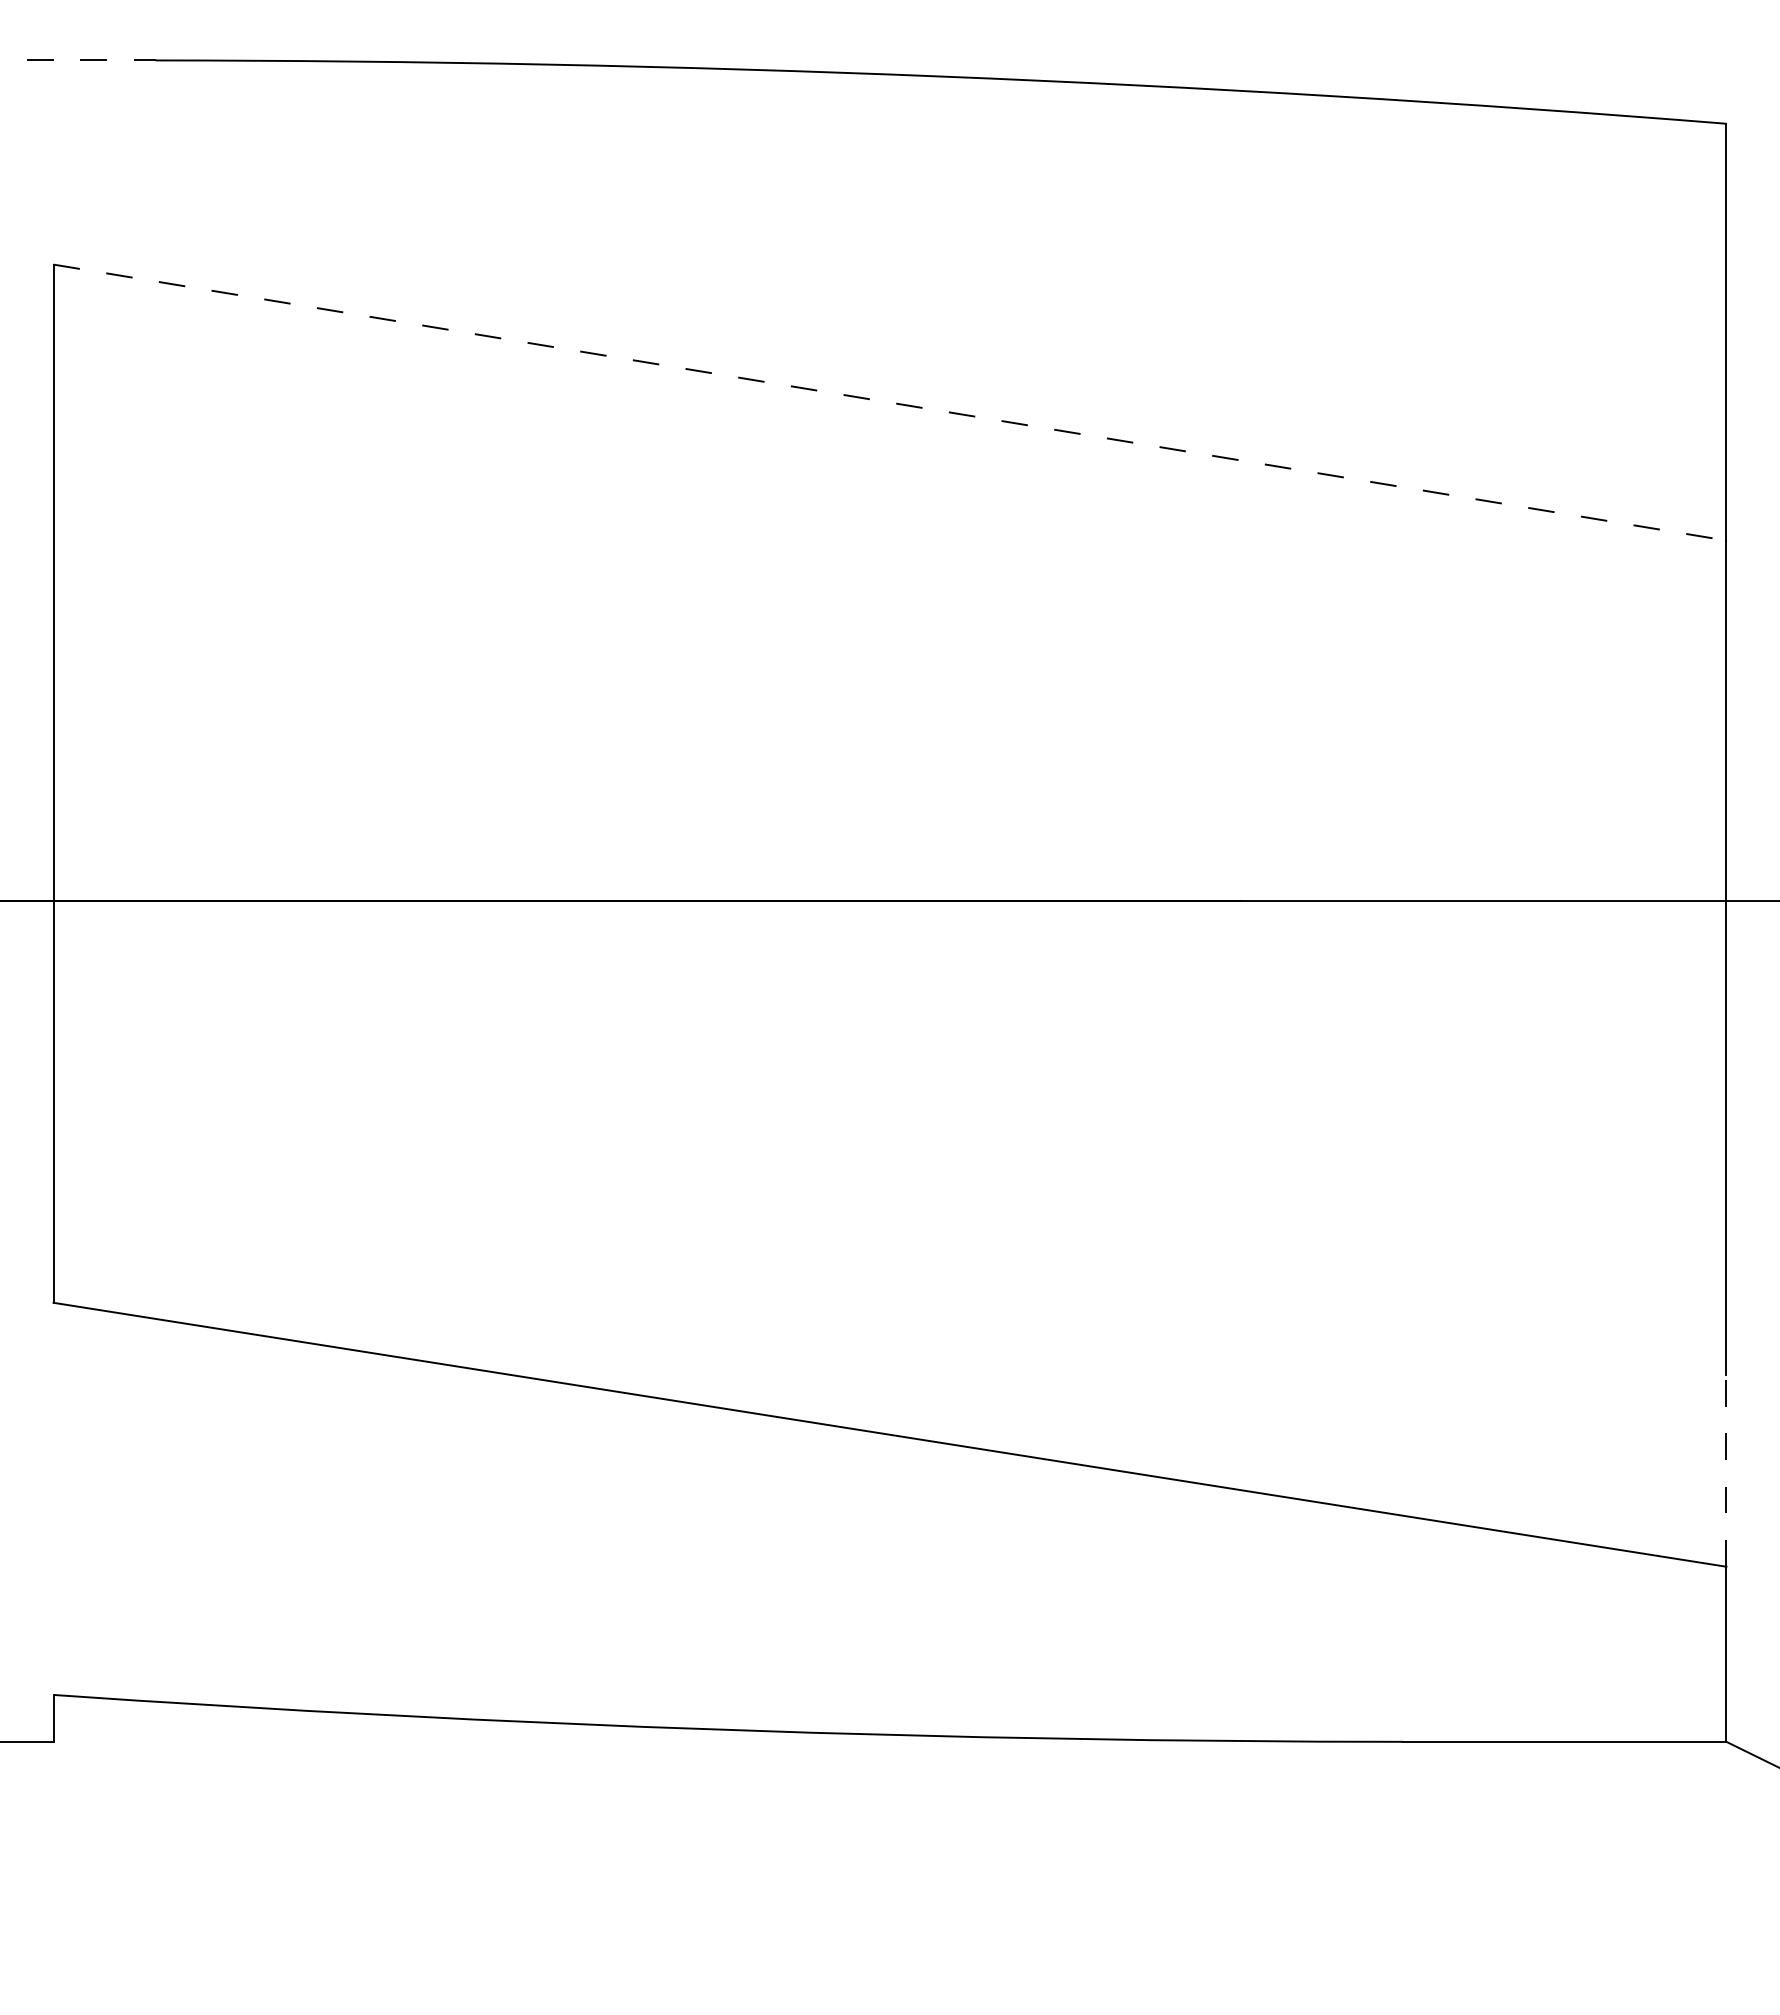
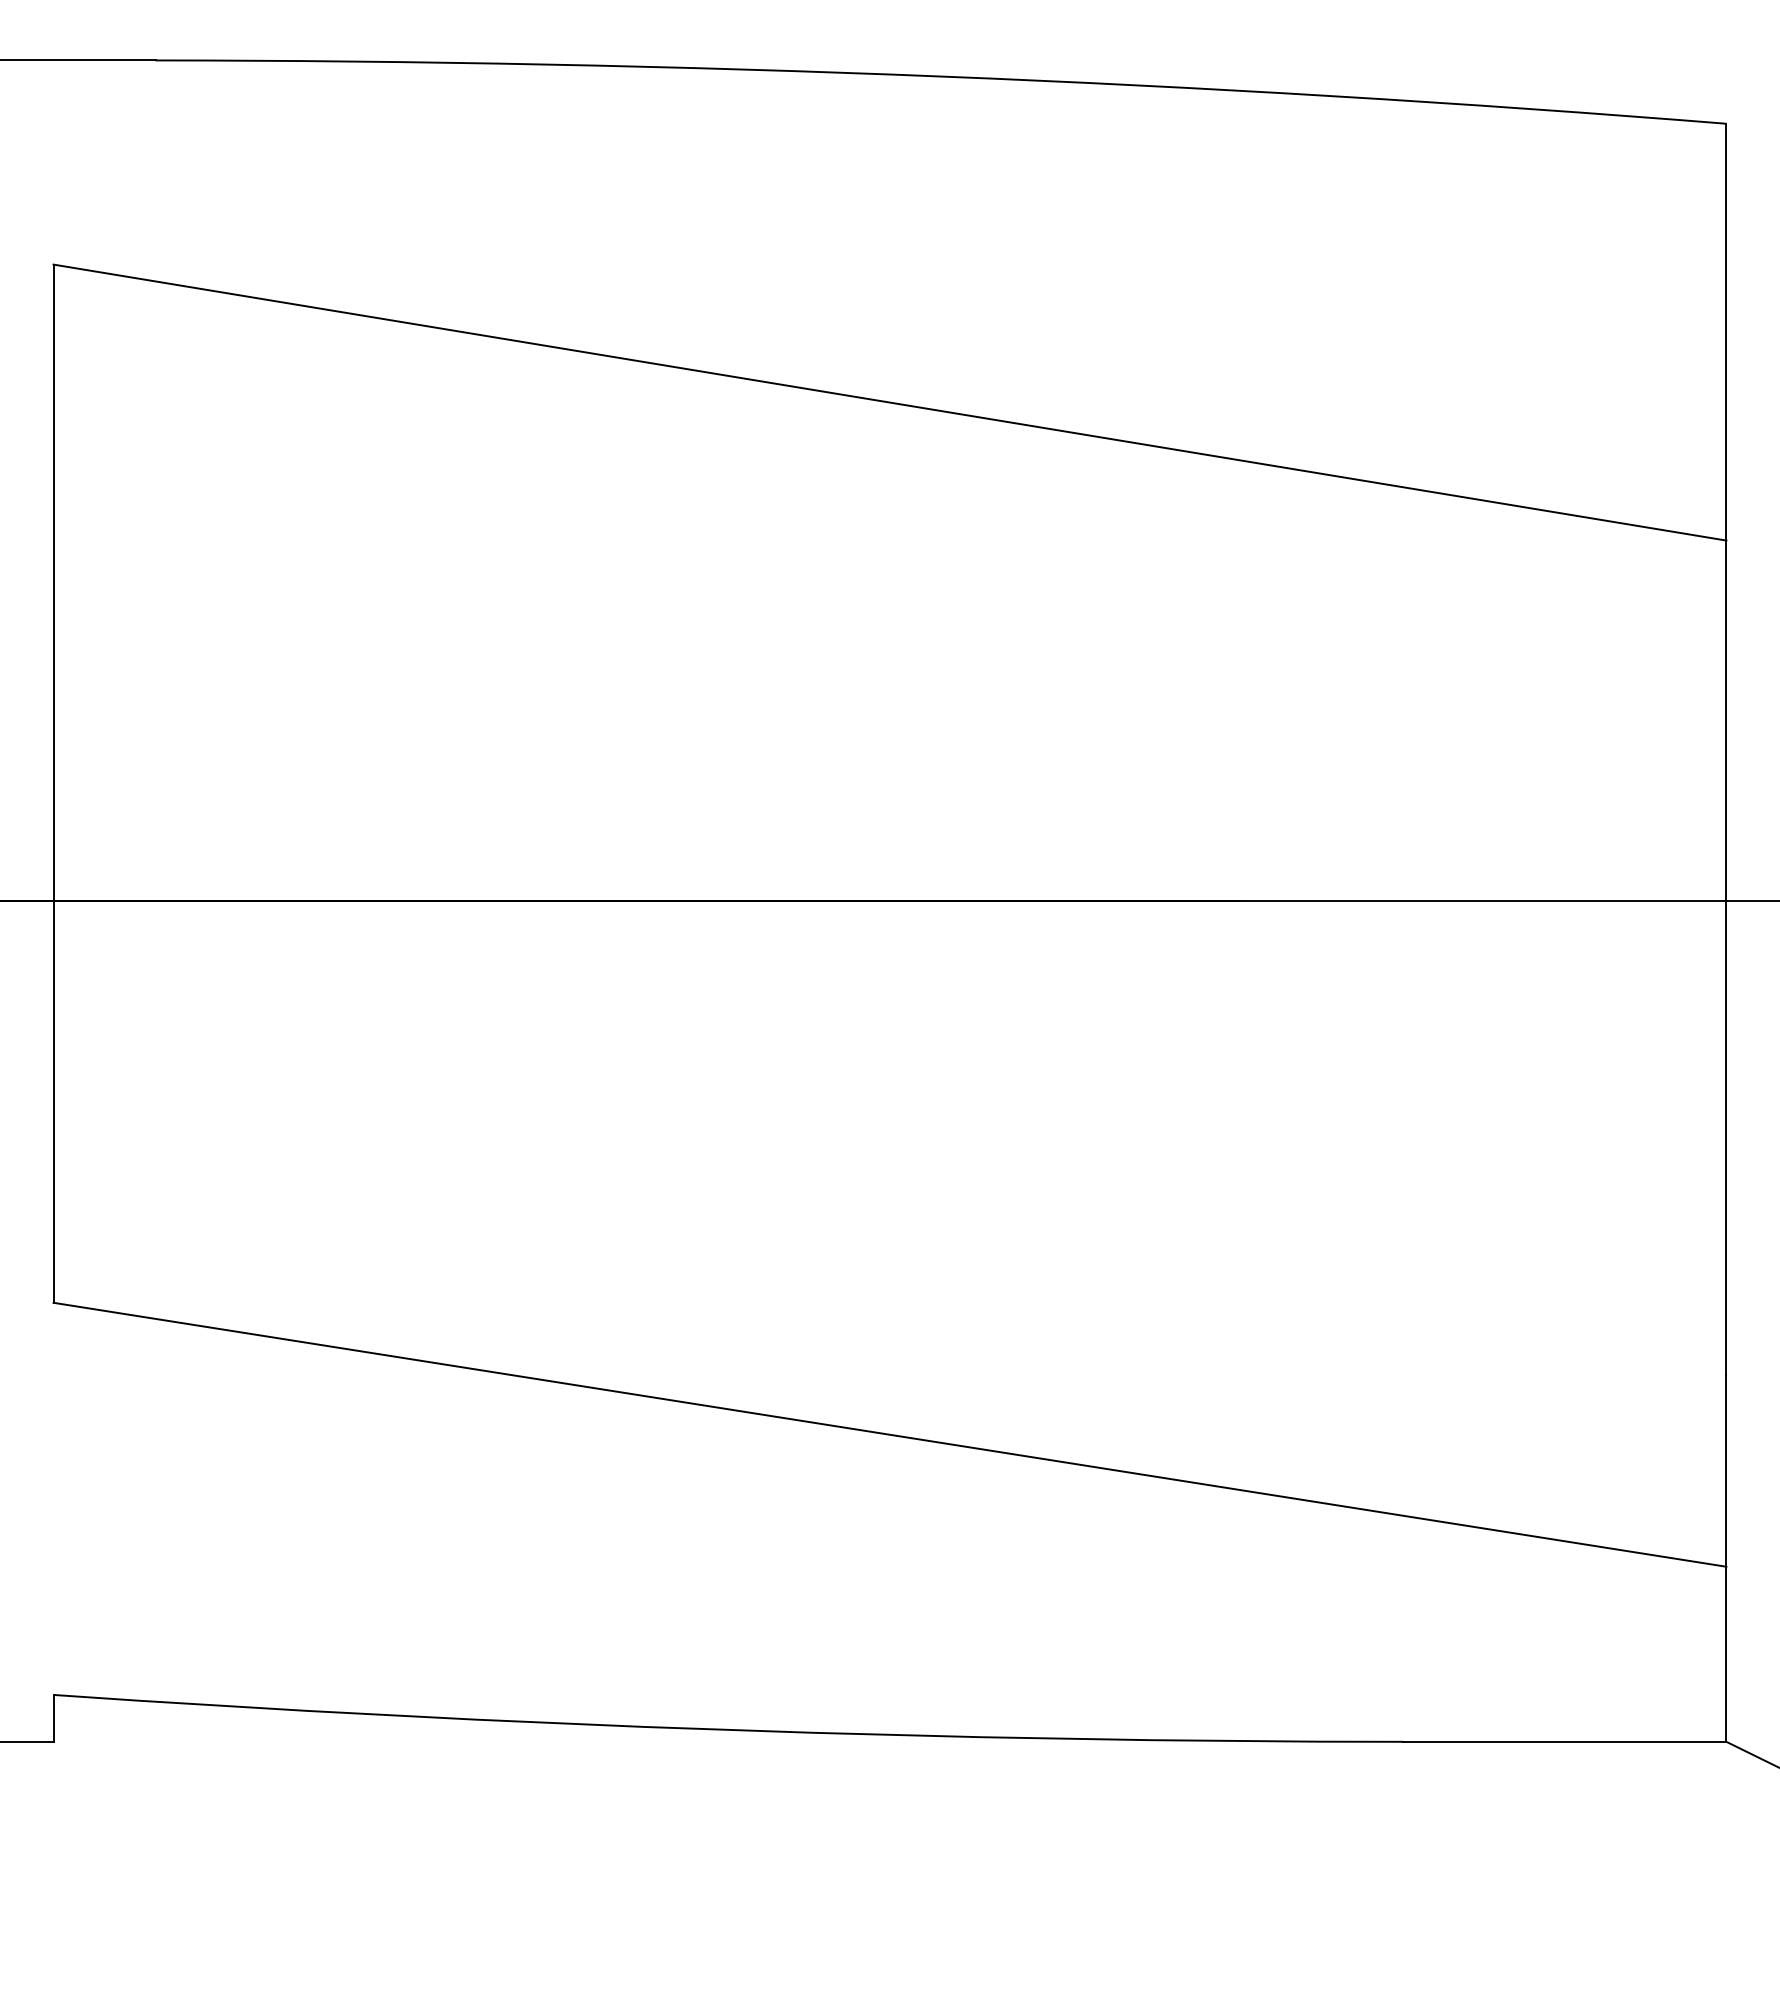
line: dashed -> solid (78, 60)
line: dashed -> solid (889, 402)
line: dashed -> solid (1726, 1470)
